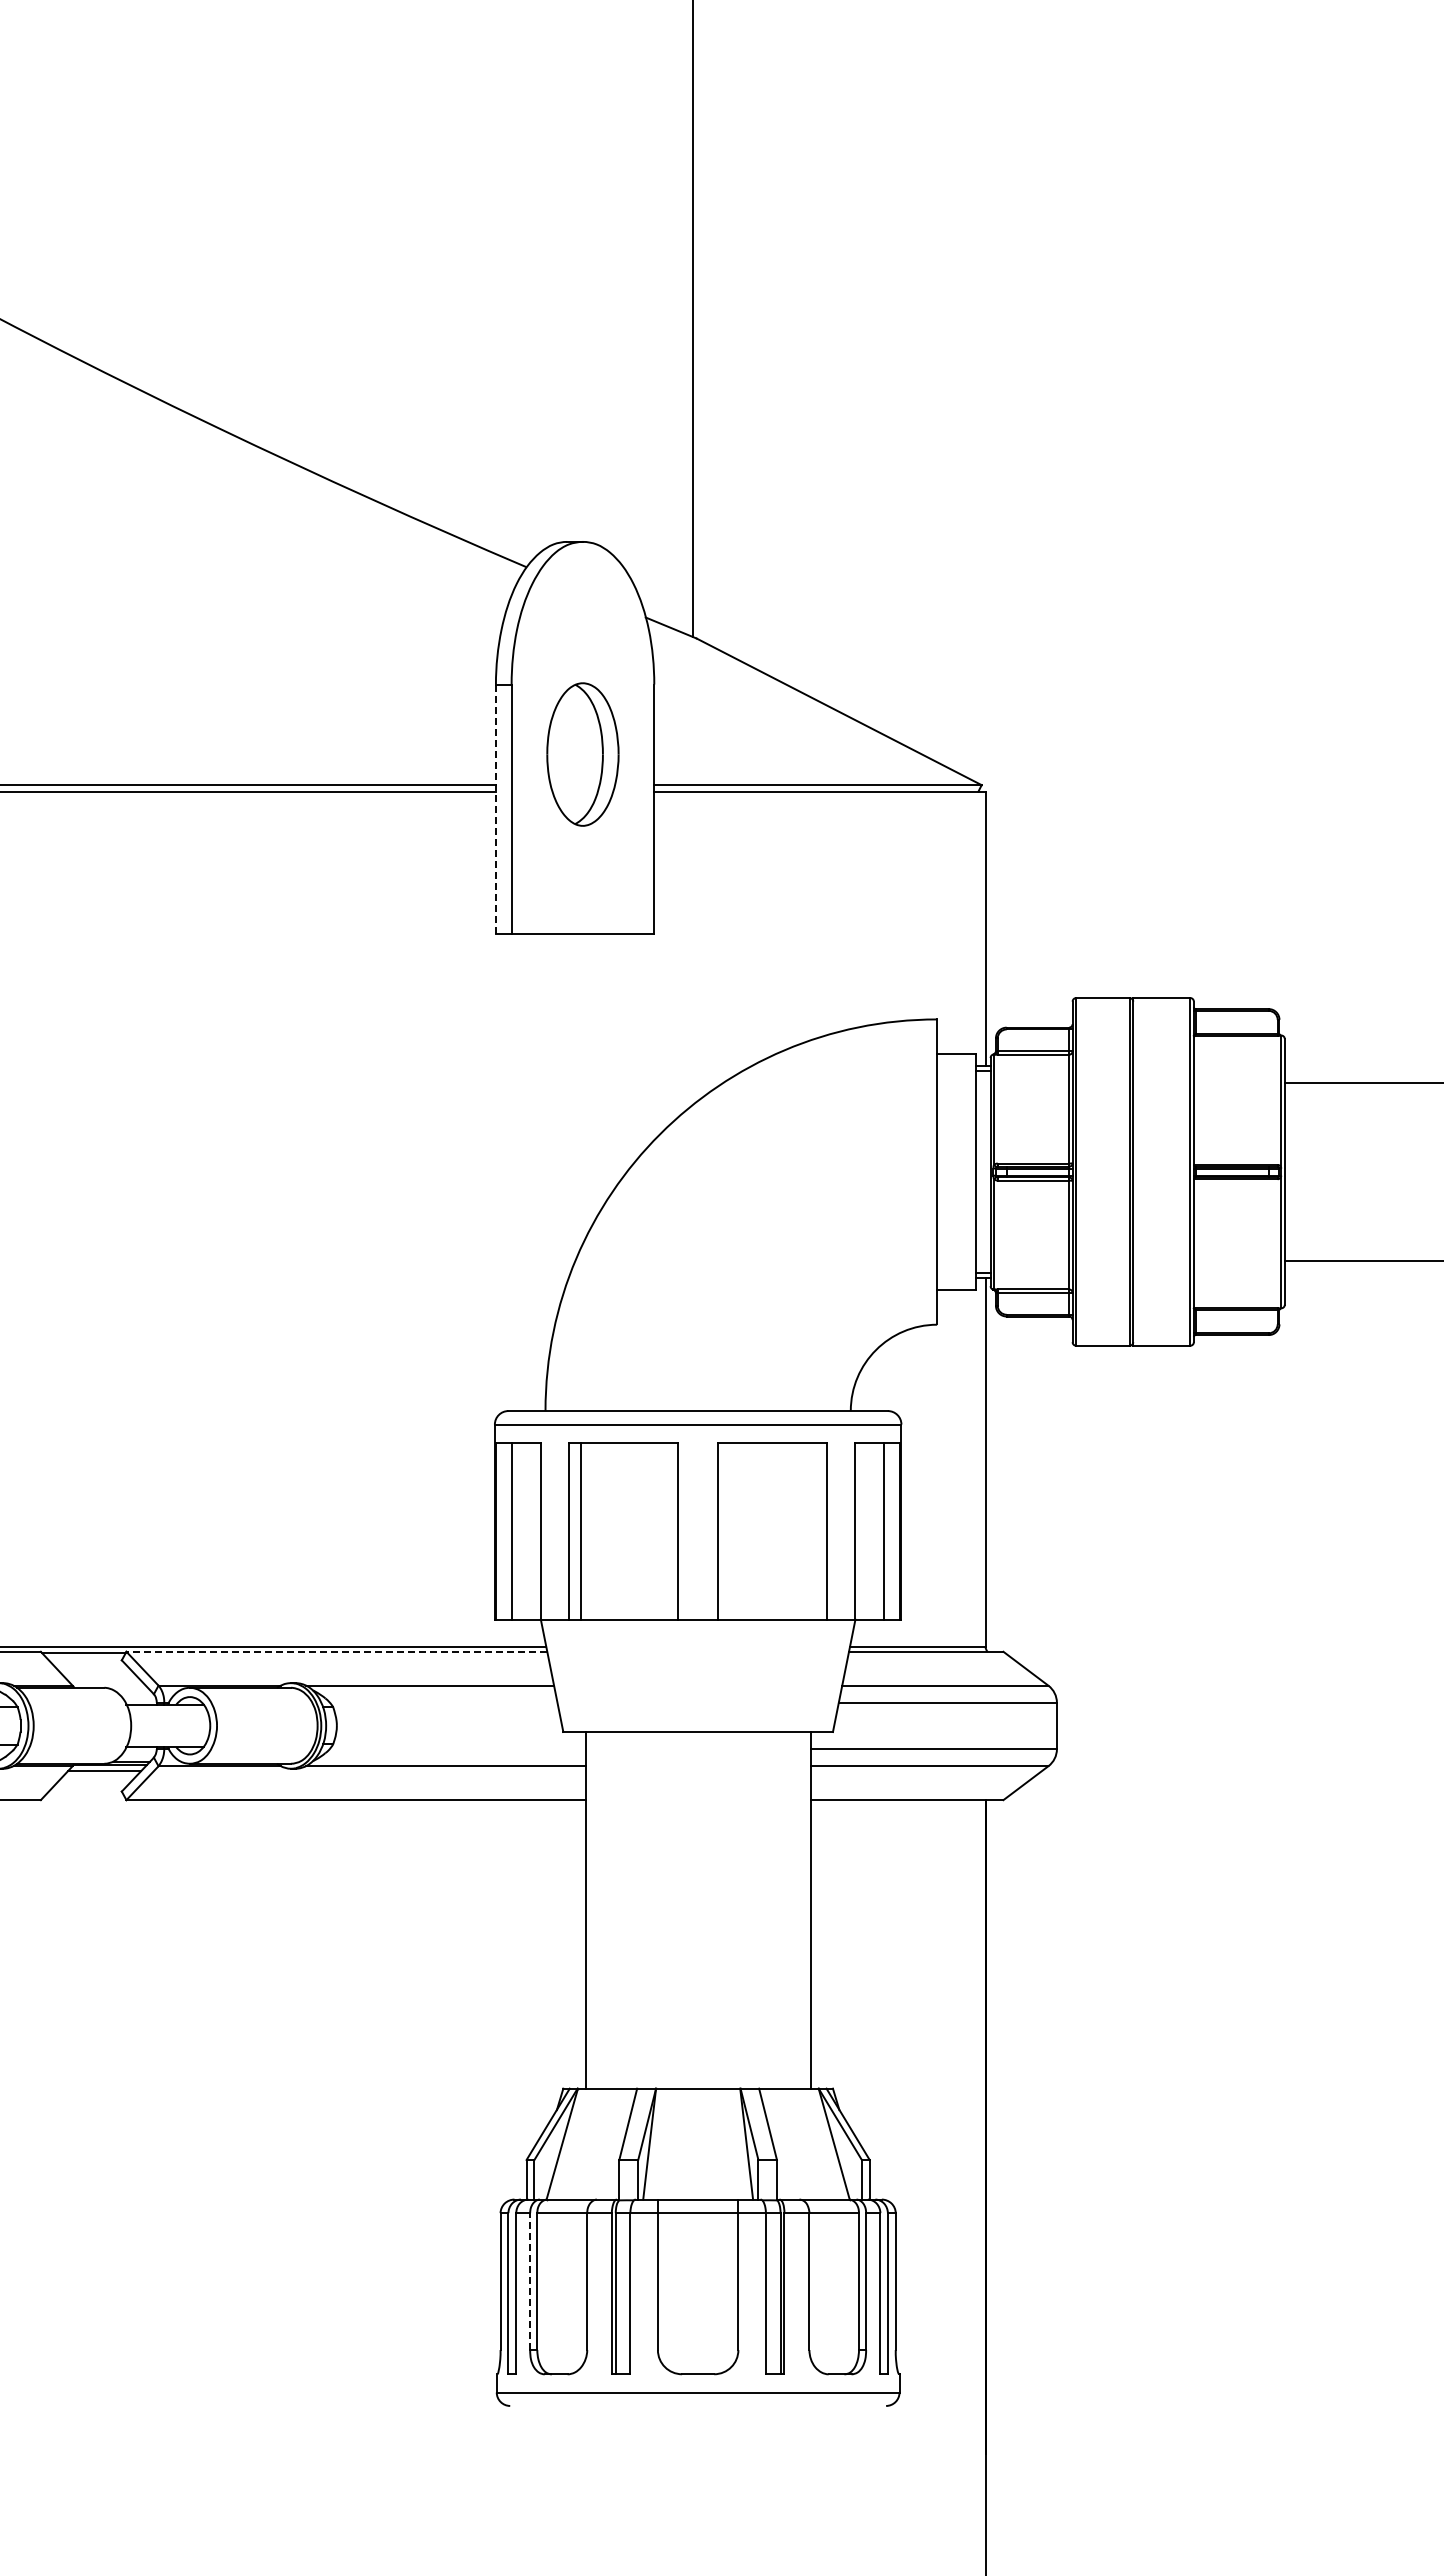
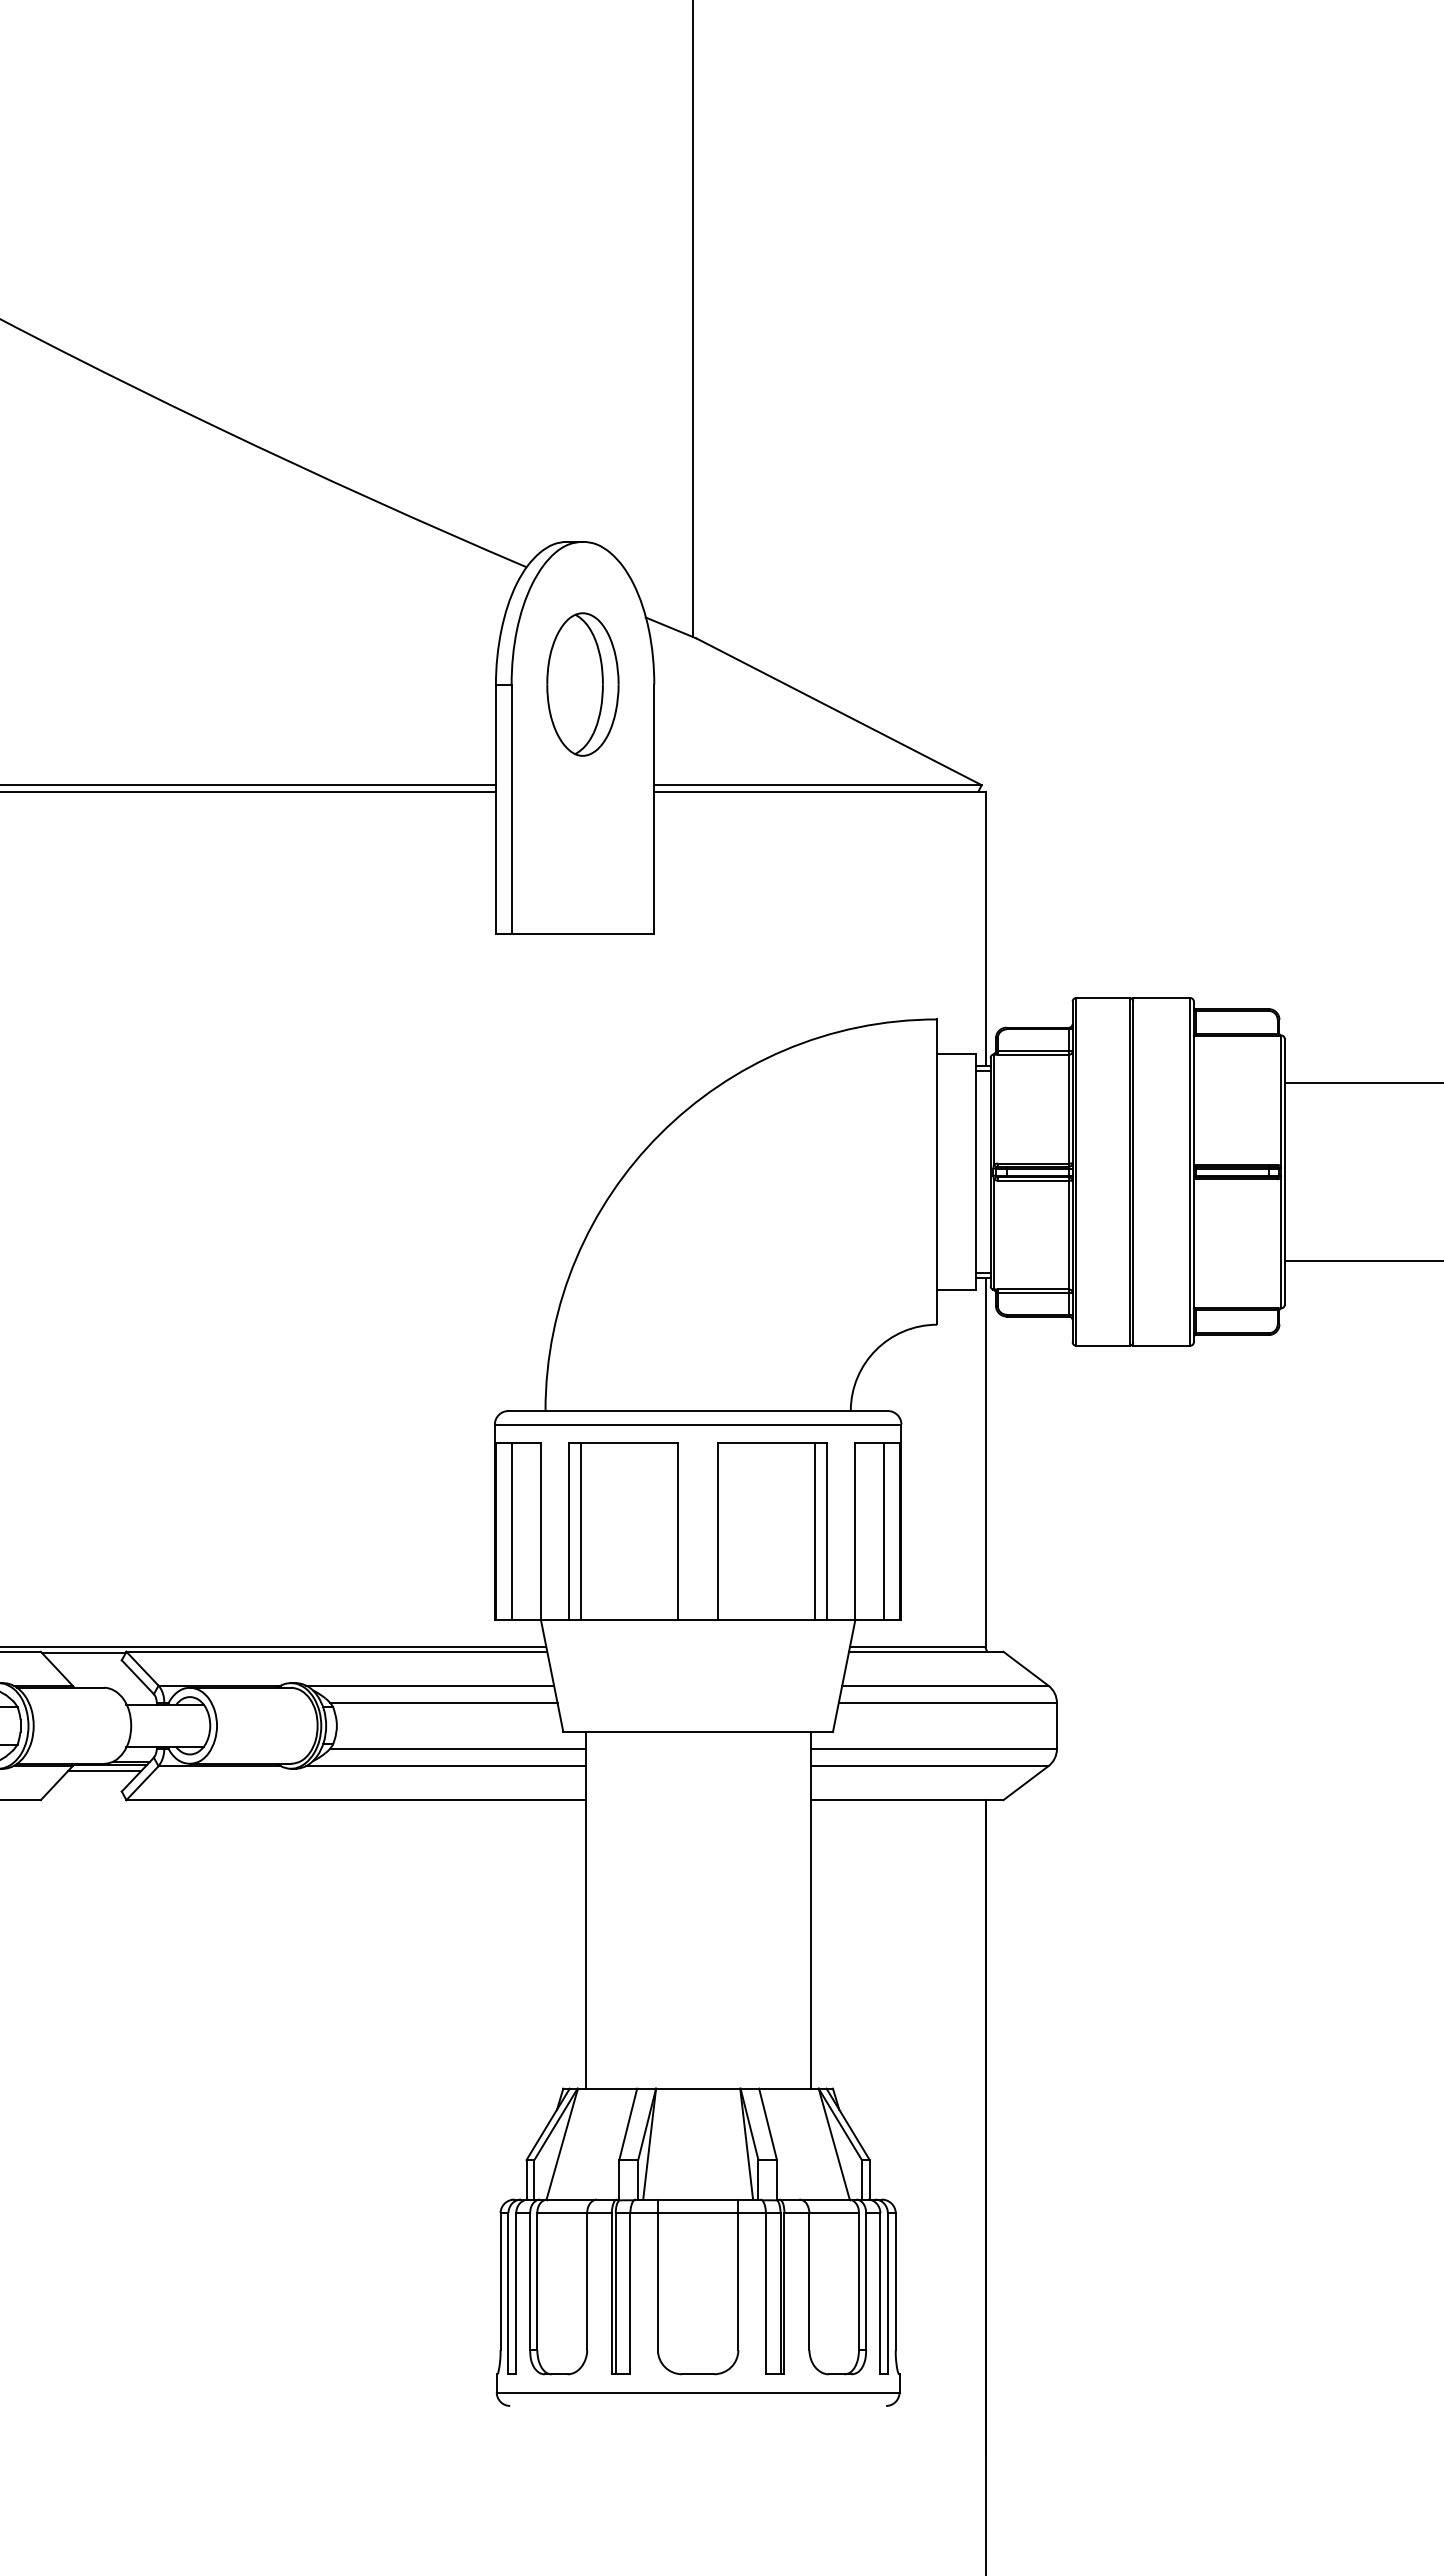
part position: (582, 754) -> (582, 684) (582, 684)
line: dashed -> solid (495, 809)
line: none -> present (815, 1531)
line: dashed -> solid (336, 1651)
line: none -> present (443, 1702)
line: none -> present (457, 1749)
line: dashed -> solid (530, 2281)
